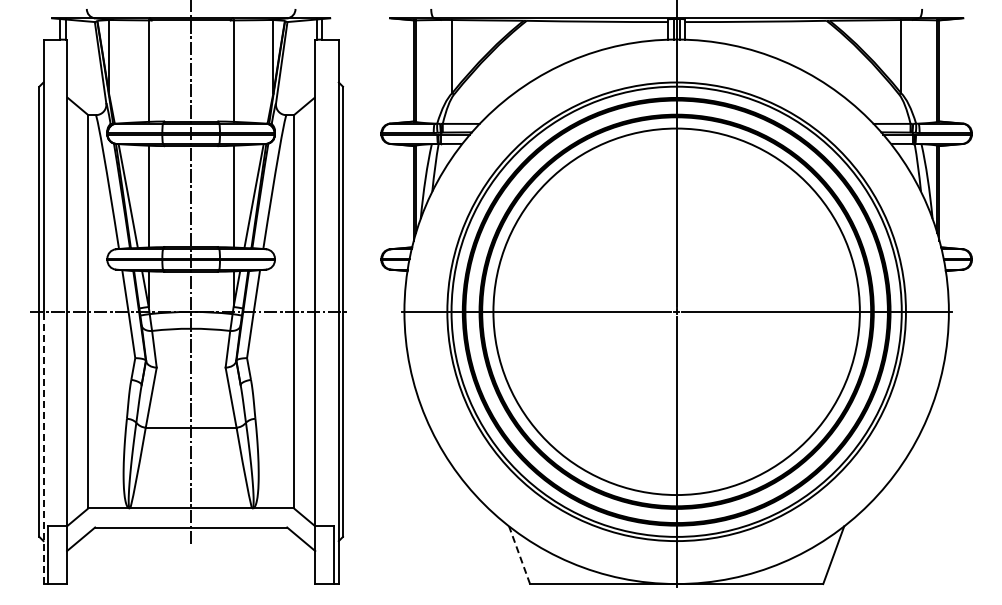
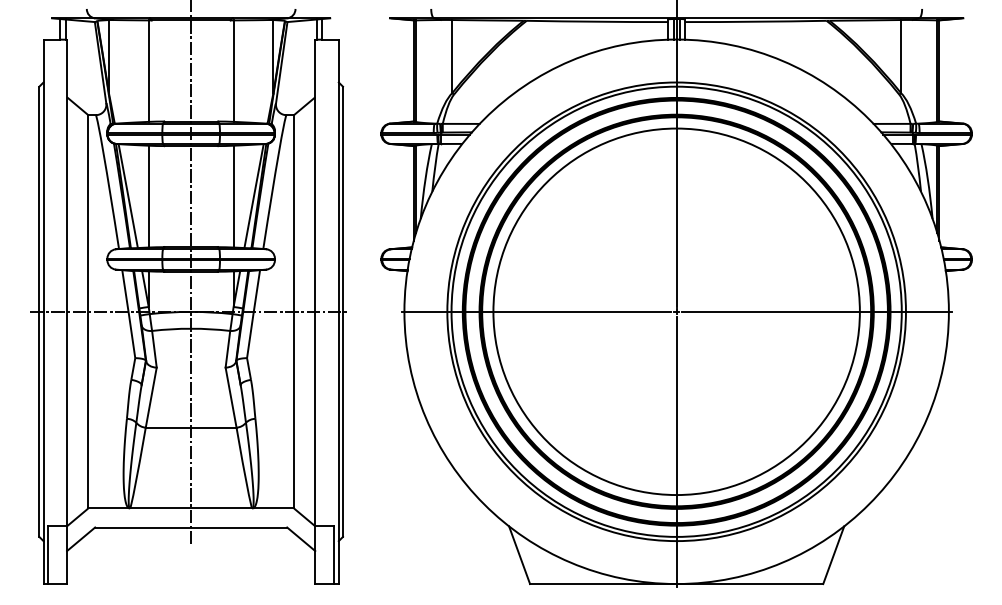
line: dashed -> solid (43, 447)
line: dashed -> solid (519, 555)
